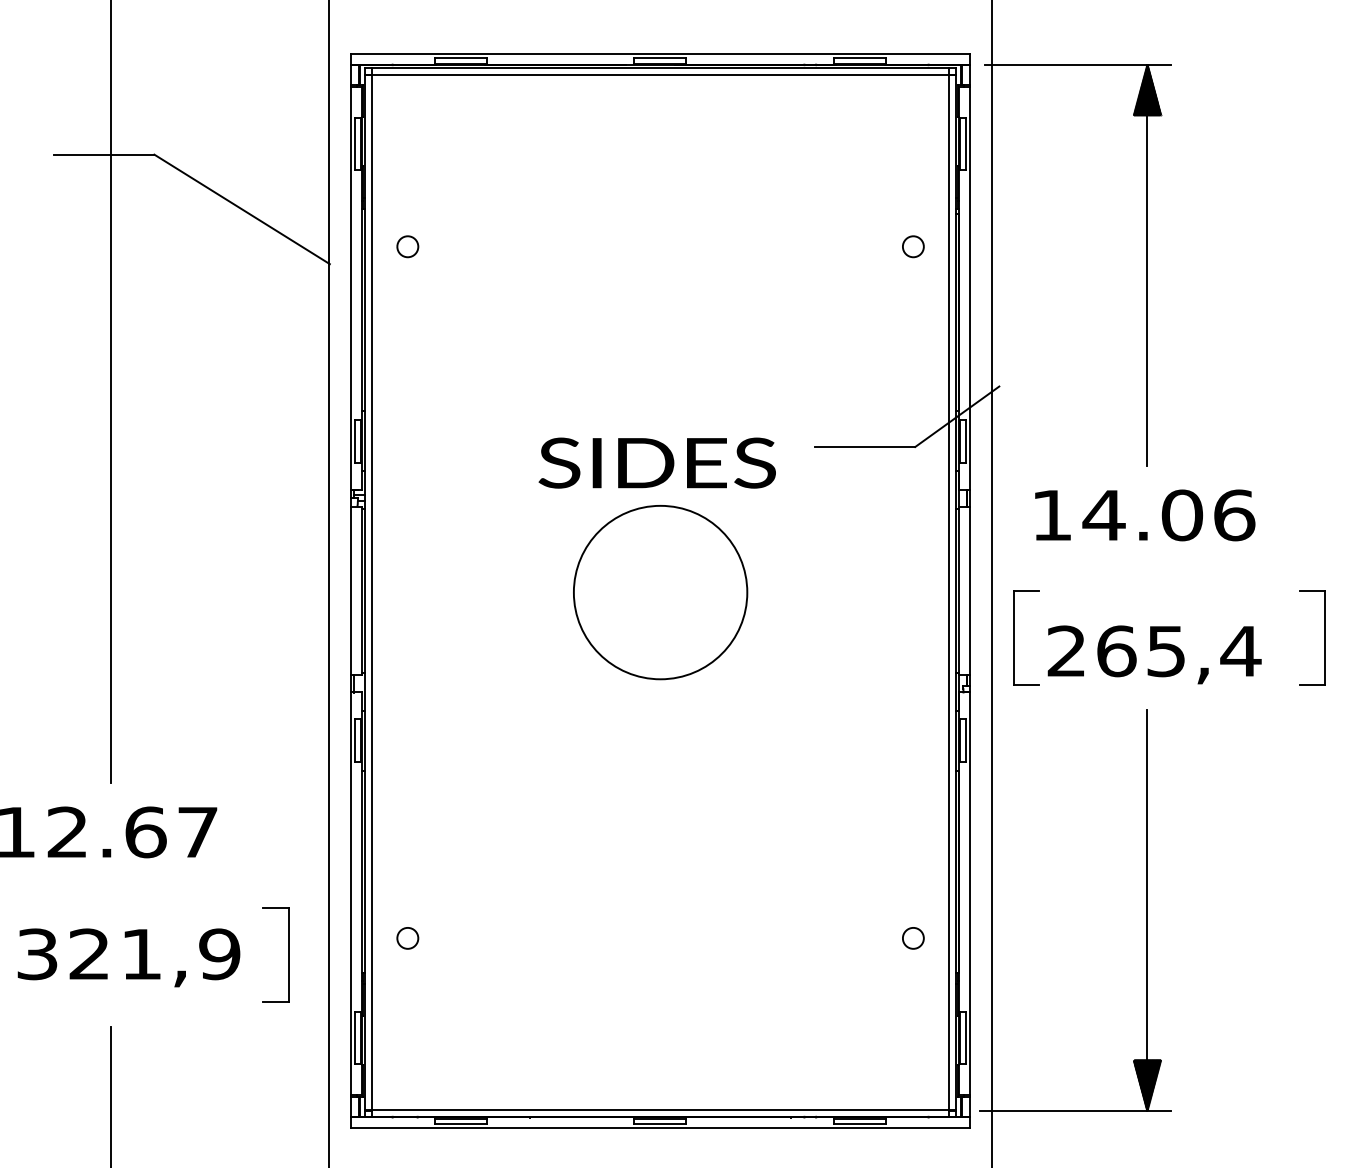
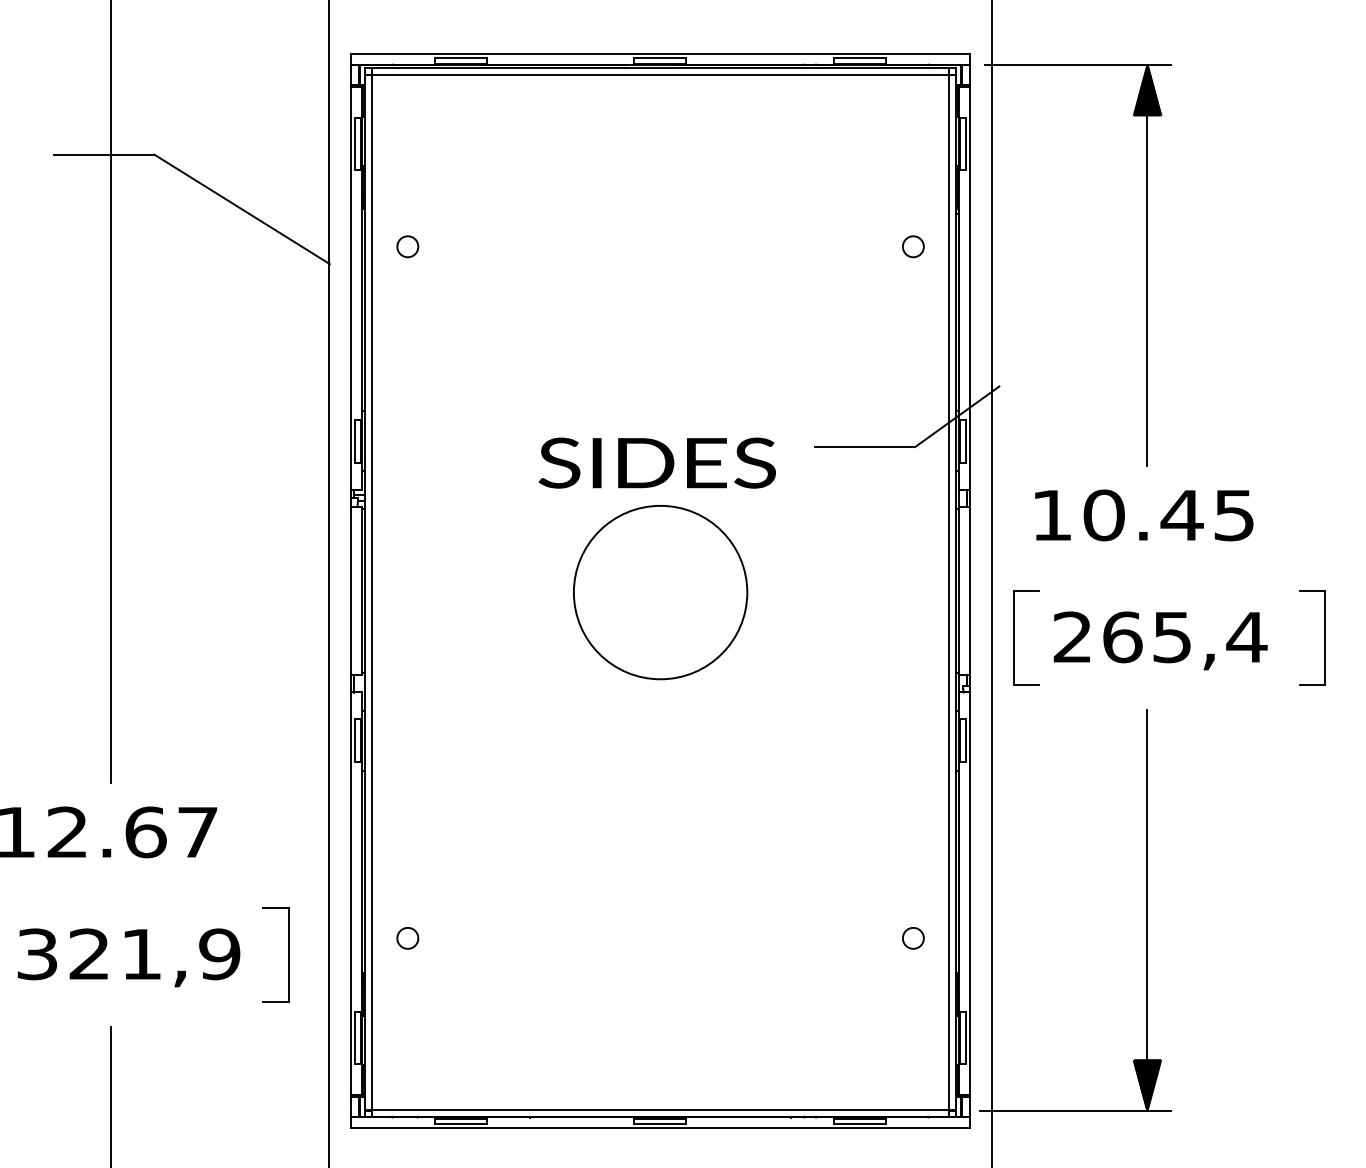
text: 14.06 -> 10.45 (1168, 515)
text position: (1154, 654) -> (1160, 640) (1160, 640)
